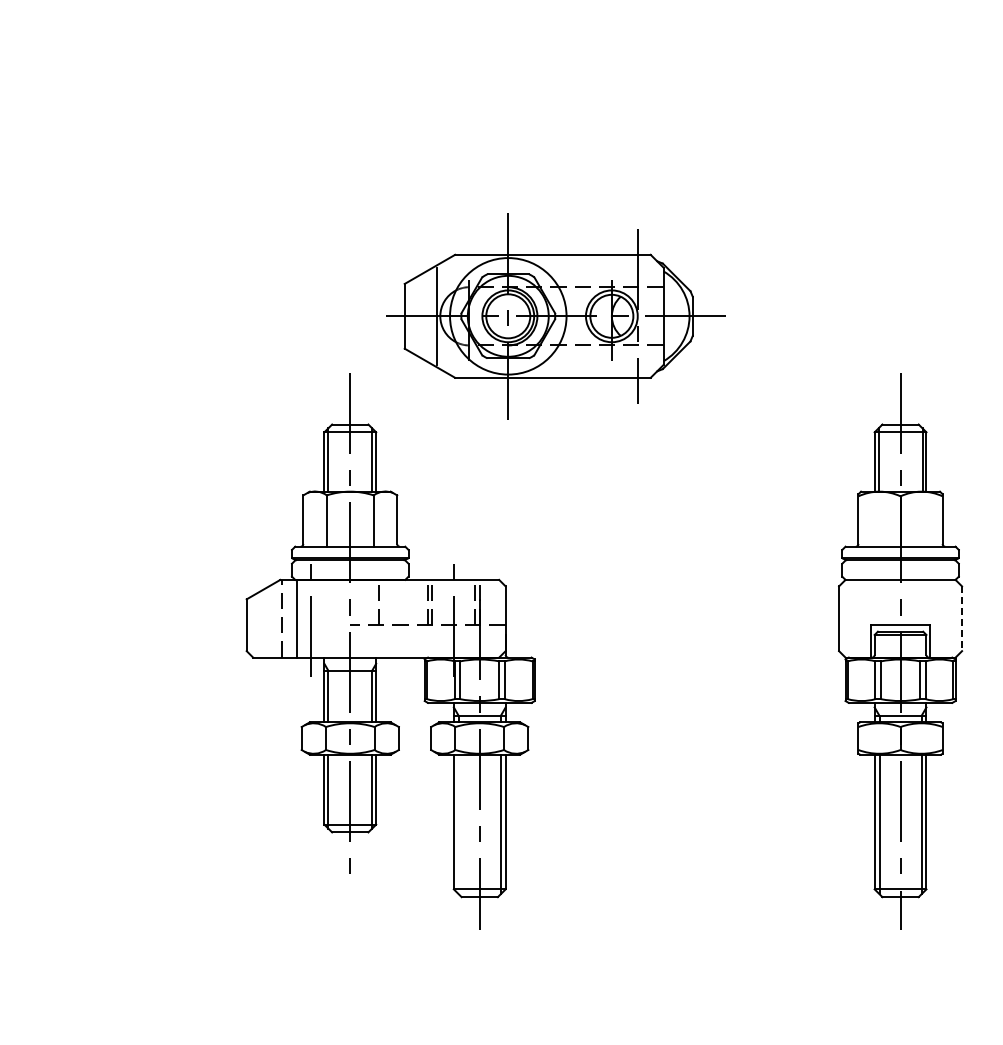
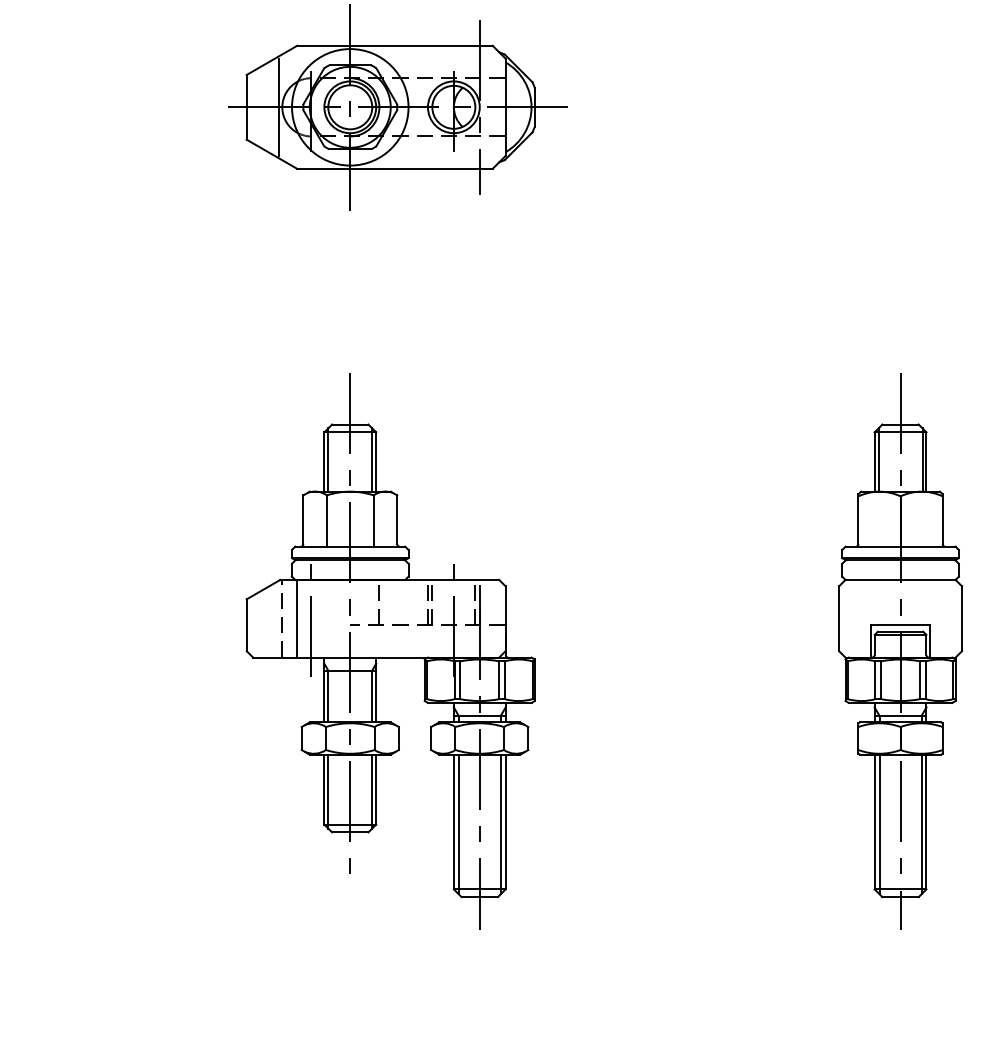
part position: (555, 316) -> (397, 107) (397, 107)
line: dashed -> solid (962, 619)
line: none -> present (458, 824)
